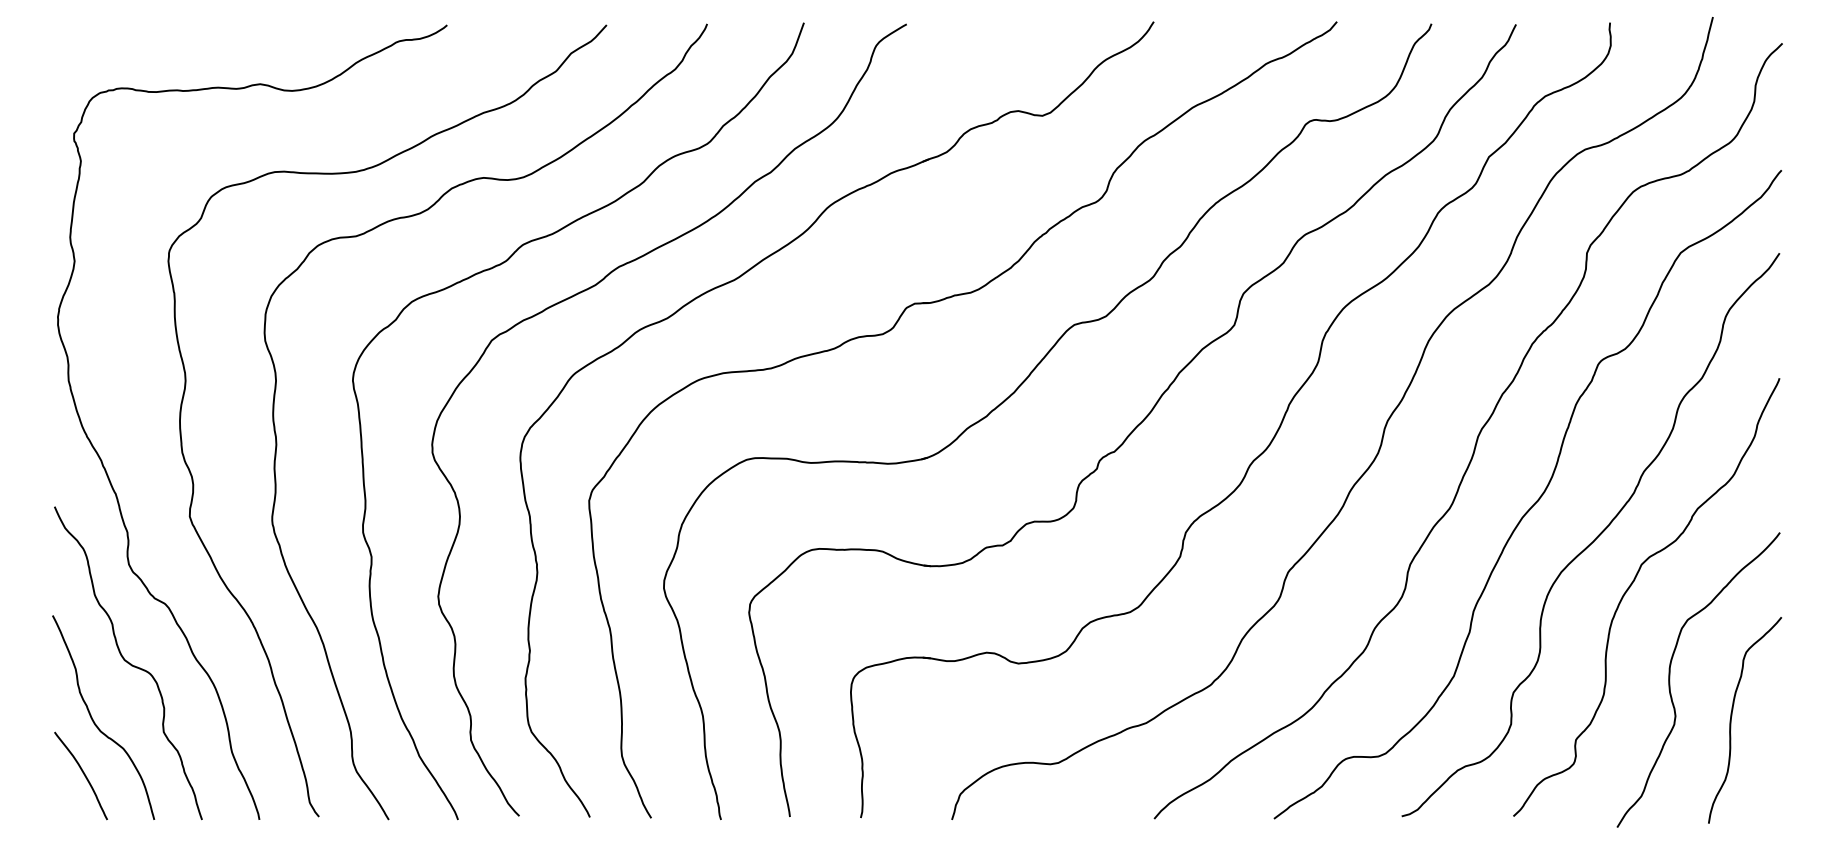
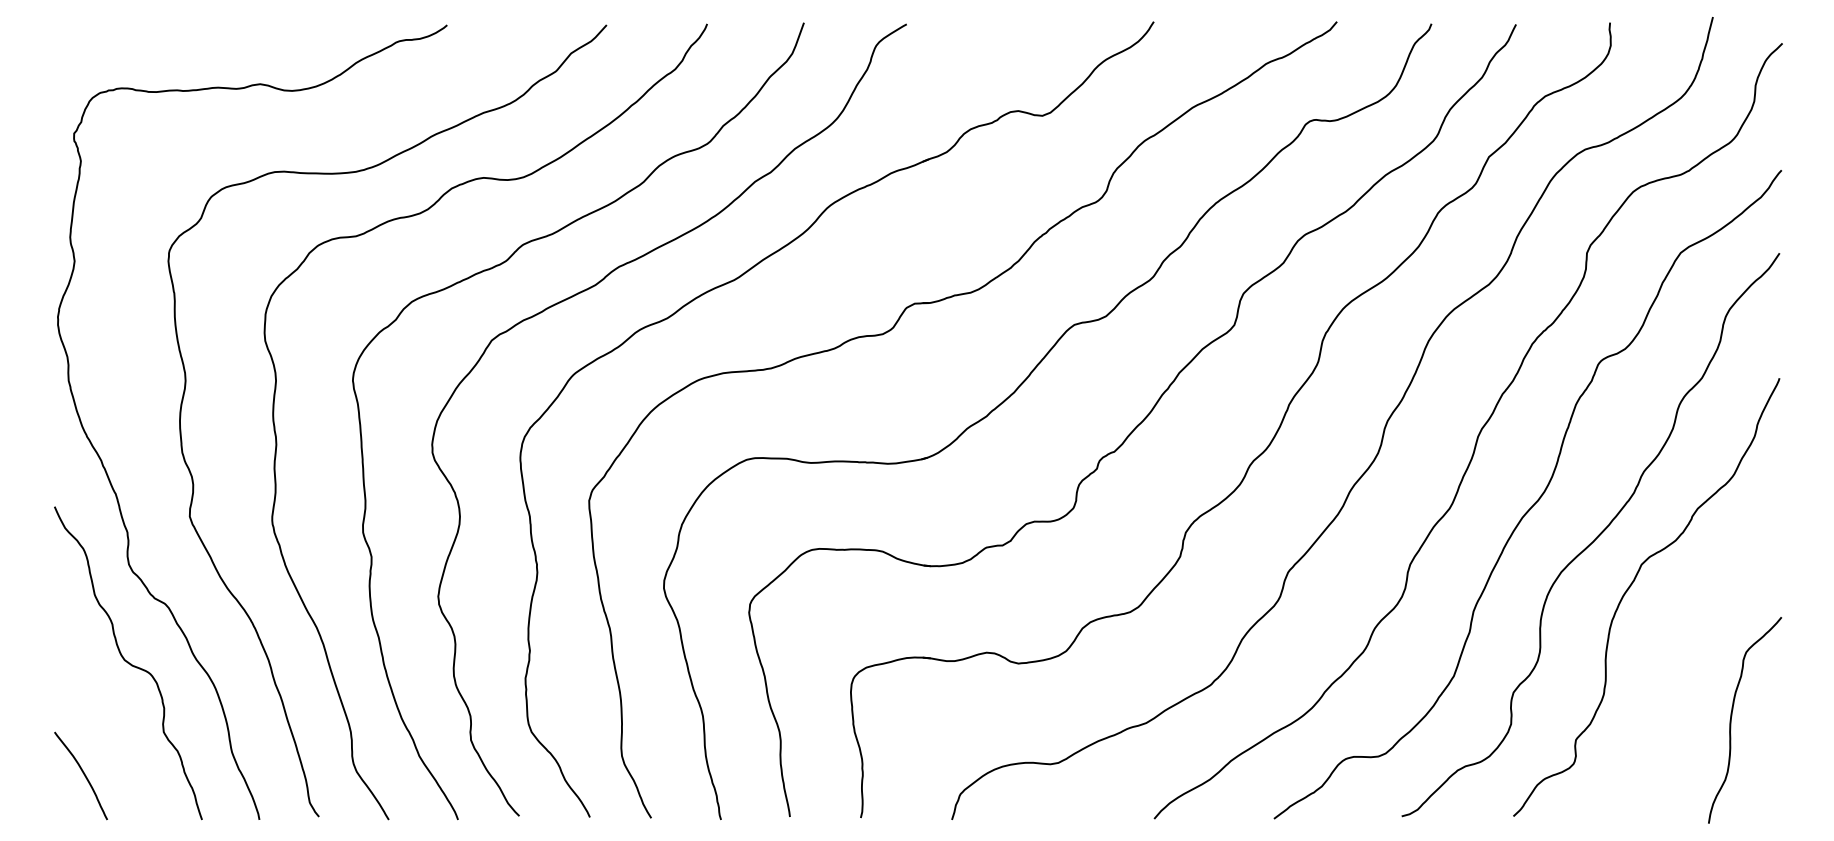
curve: present -> none (1670, 679)
curve: present -> none (95, 722)
